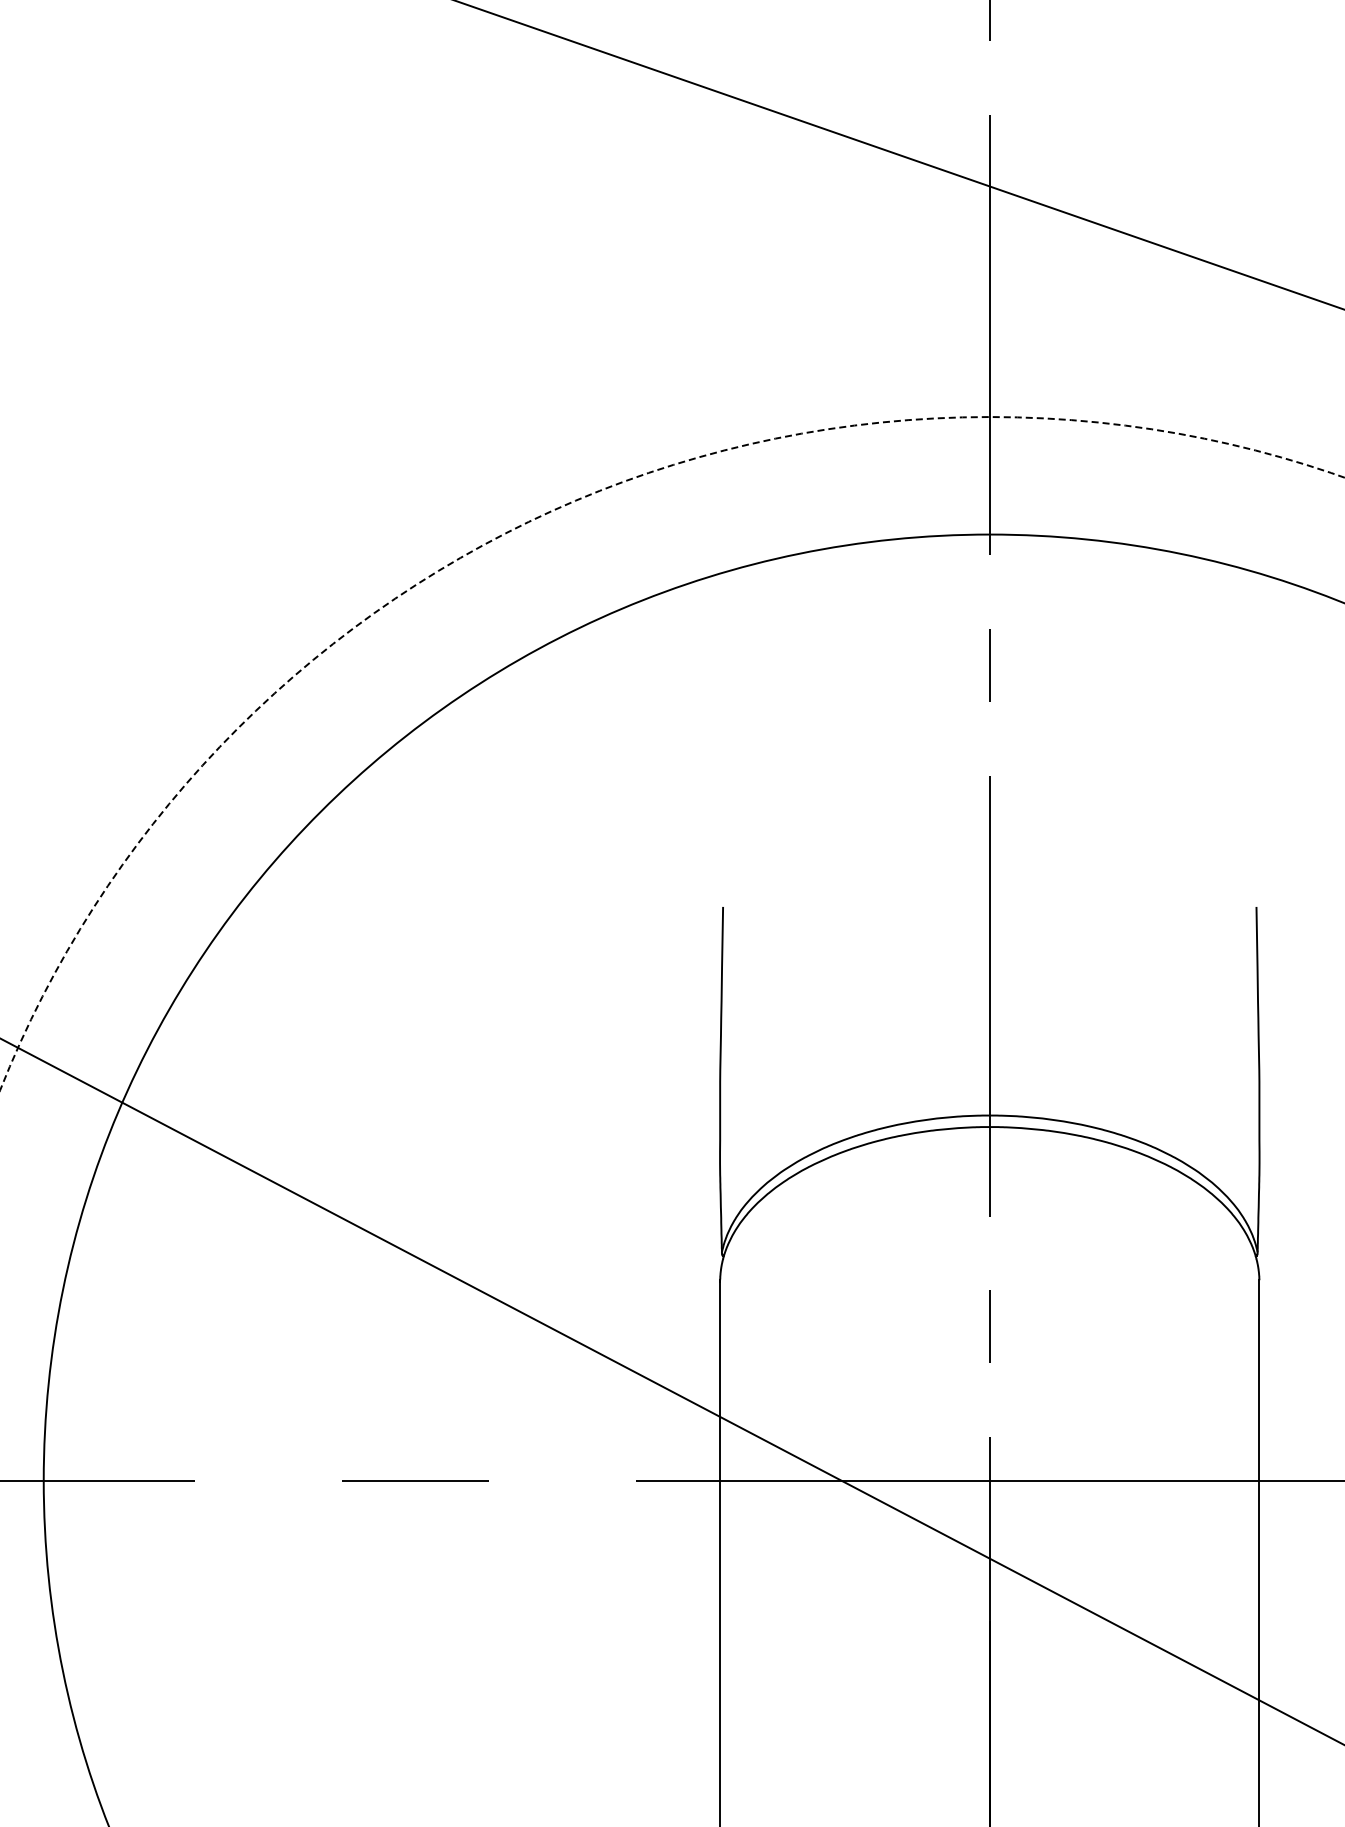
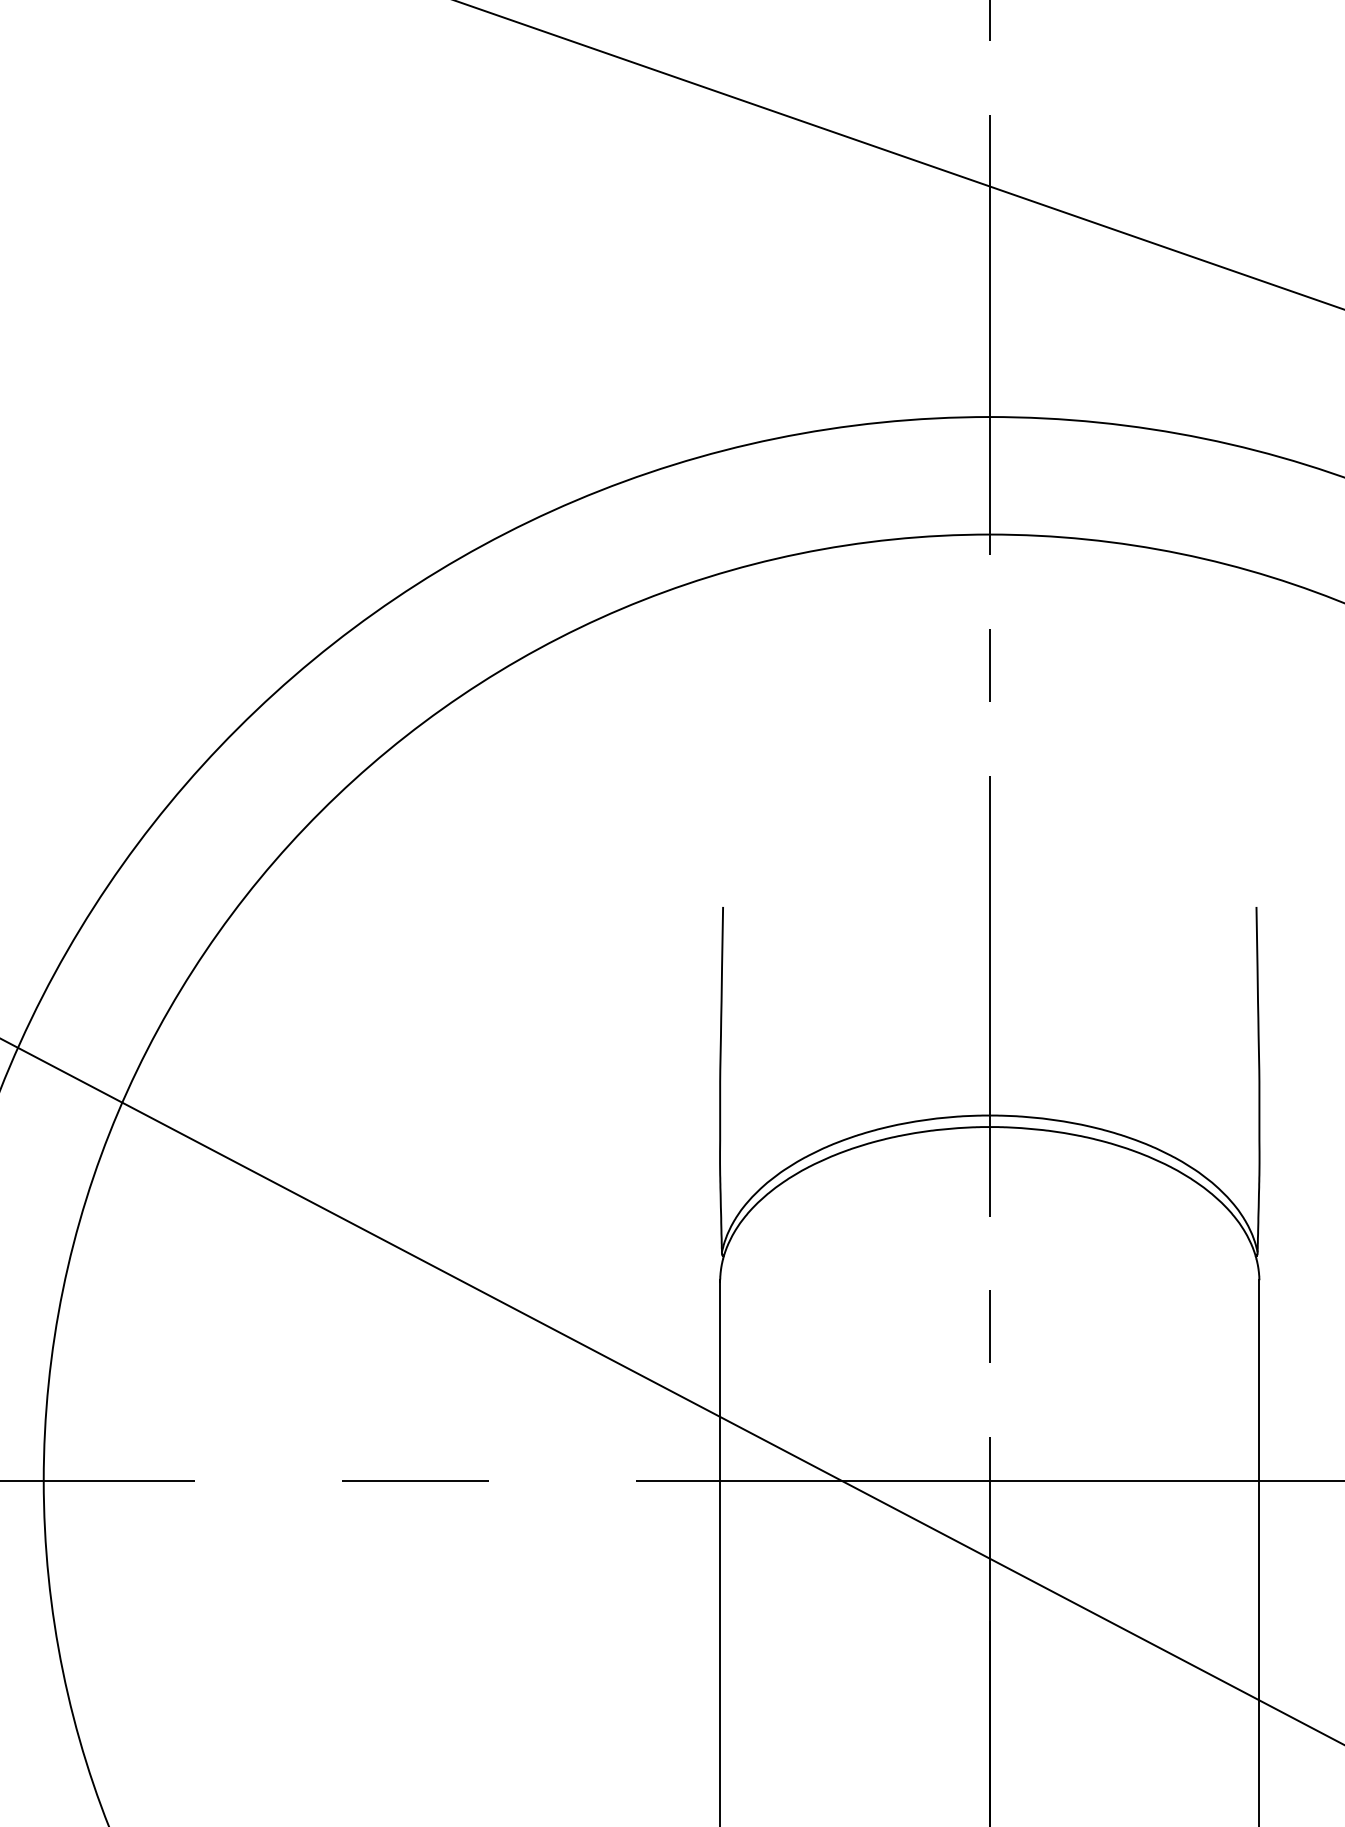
circle: dashed -> solid (672, 753)
